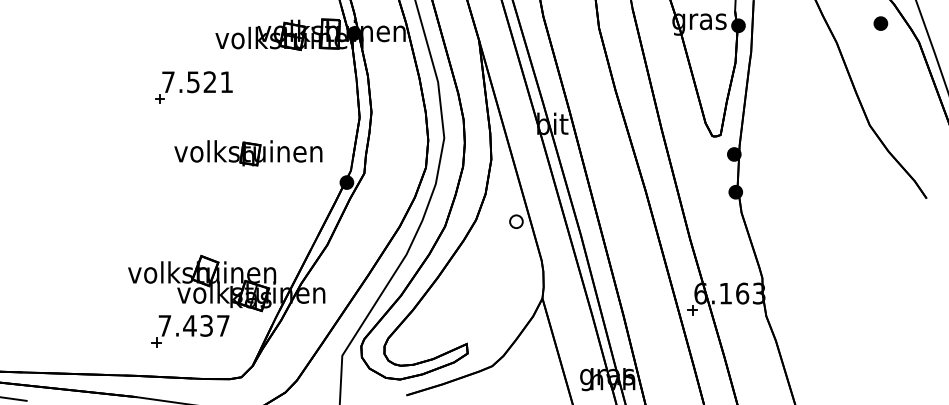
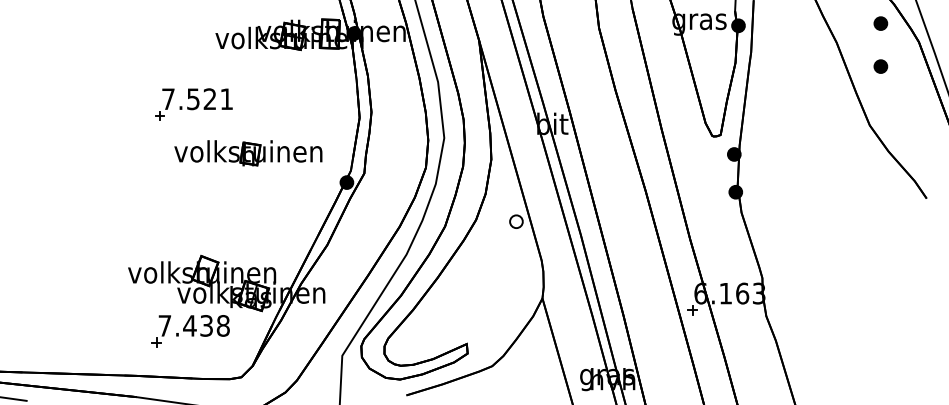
part: none -> present (880, 66)
part position: (193, 87) -> (193, 104) (193, 104)
text: 7.437 -> 7.438 (222, 325)
